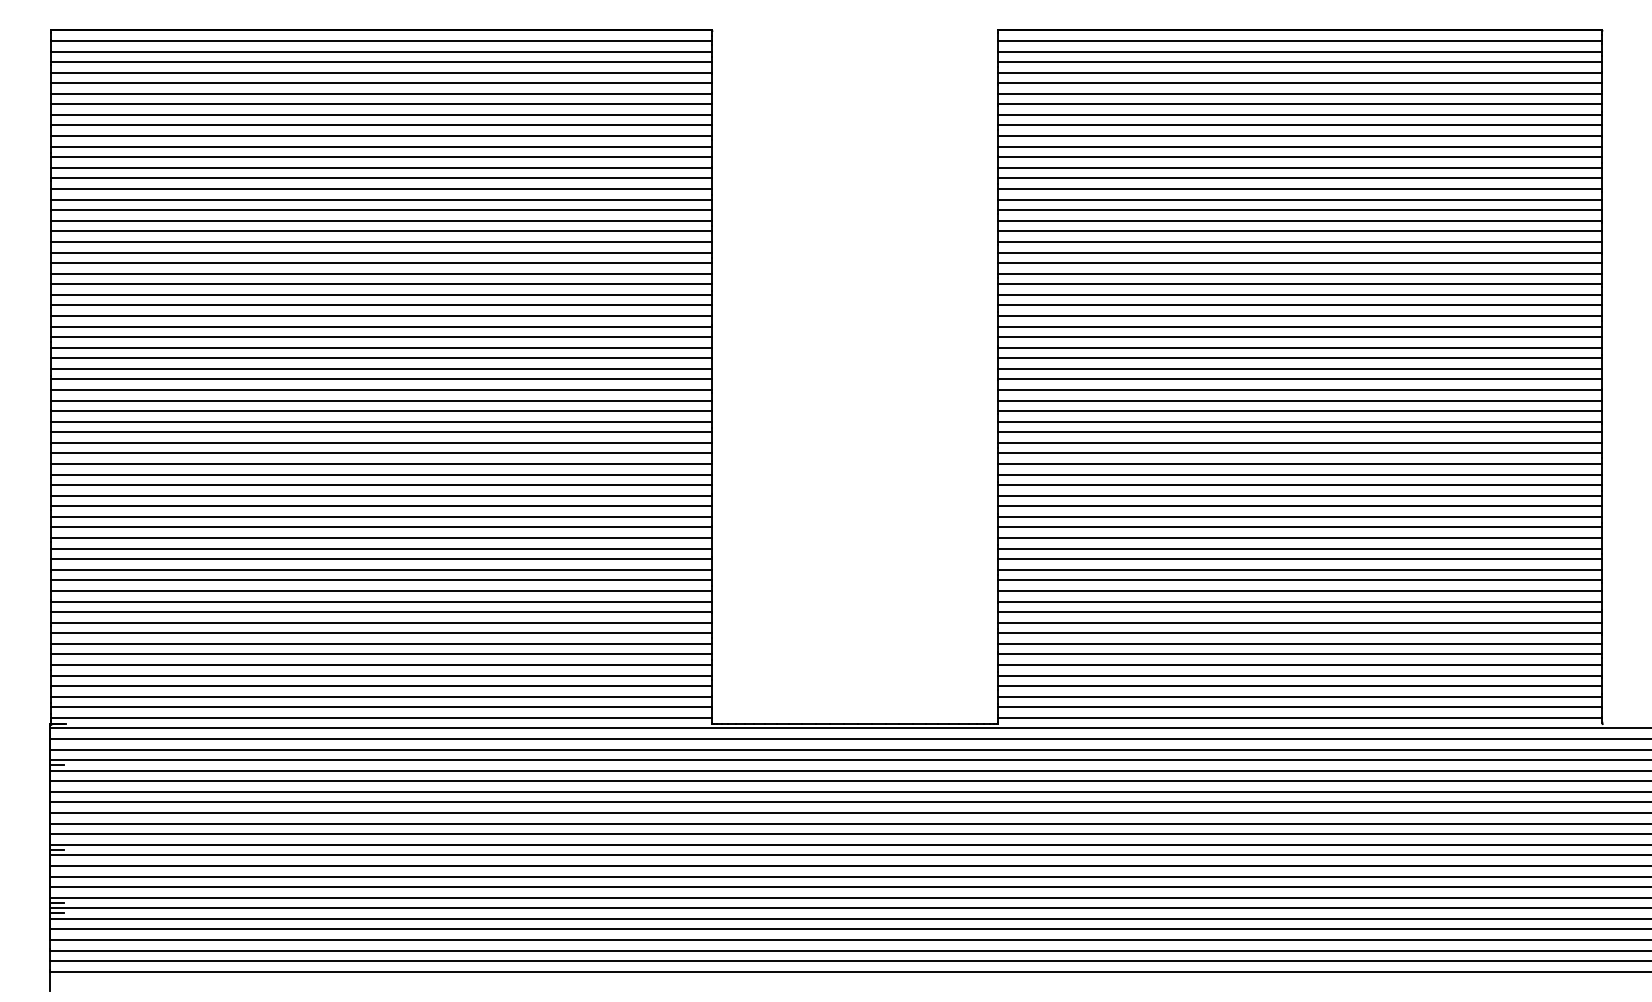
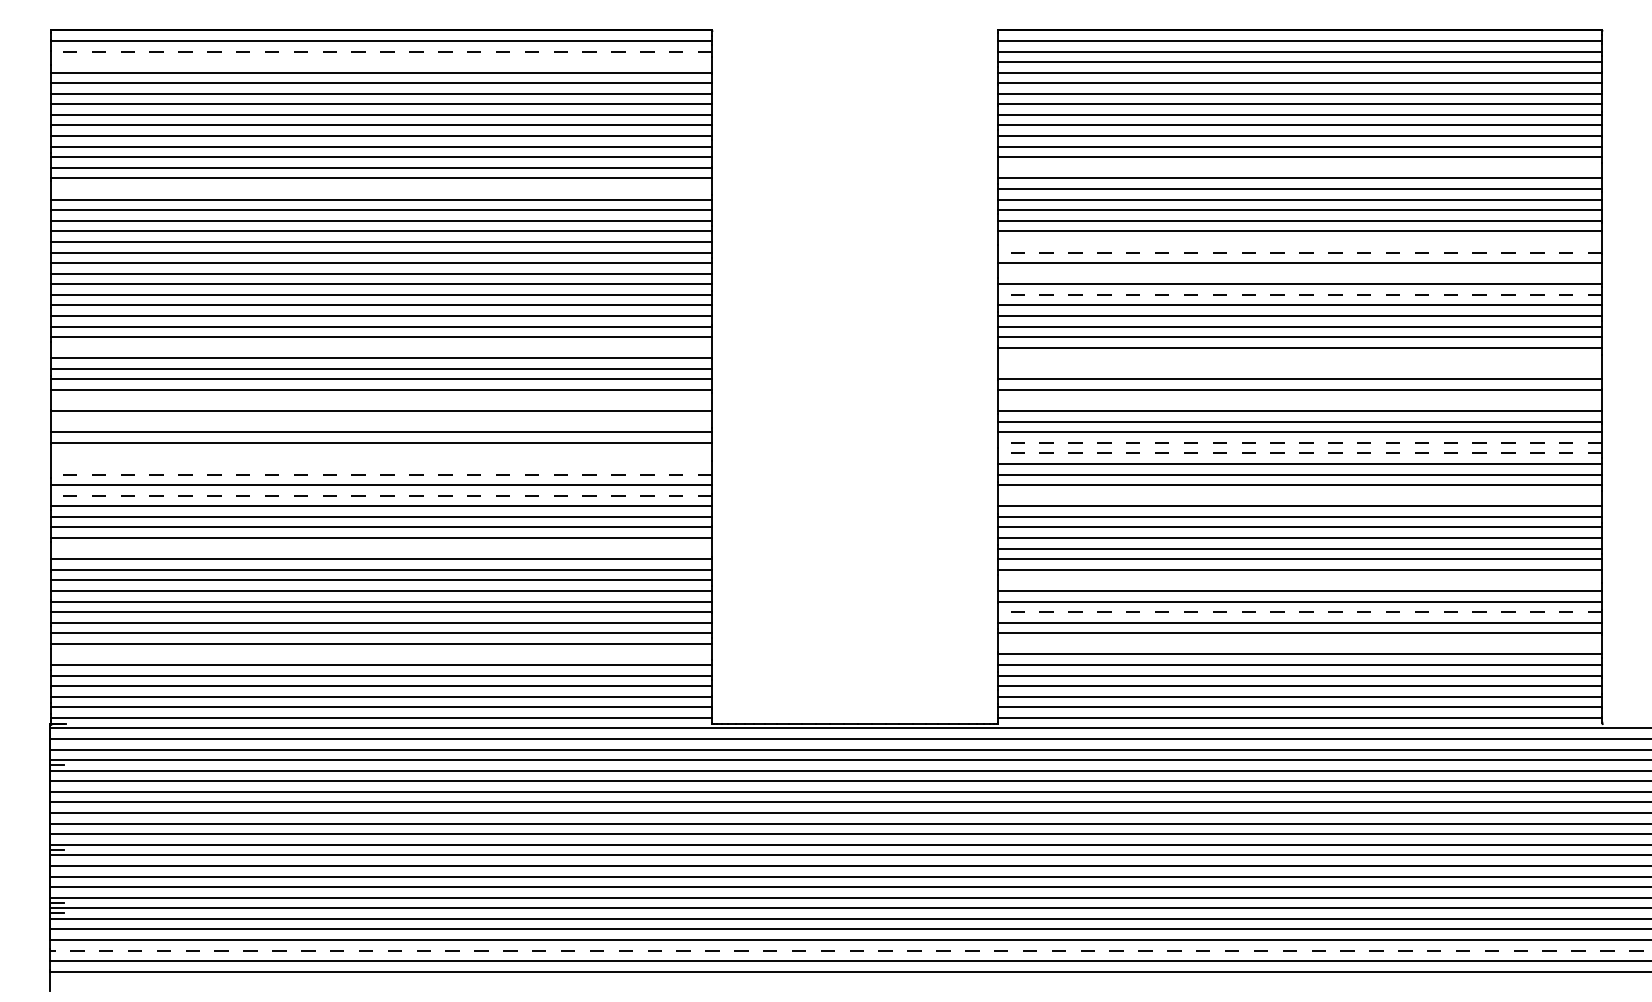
line: solid -> dashed (381, 51)
line: present -> none (381, 62)
line: present -> none (1299, 167)
line: present -> none (381, 189)
line: present -> none (1299, 241)
line: solid -> dashed (1299, 252)
line: present -> none (1299, 273)
line: solid -> dashed (1299, 294)
line: present -> none (381, 347)
line: present -> none (1299, 358)
line: present -> none (1299, 368)
line: present -> none (381, 400)
line: present -> none (1299, 400)
line: present -> none (381, 421)
line: solid -> dashed (1299, 442)
line: present -> none (381, 453)
line: solid -> dashed (1299, 453)
line: present -> none (381, 463)
line: solid -> dashed (381, 474)
line: solid -> dashed (381, 495)
line: present -> none (1299, 495)
line: present -> none (381, 548)
line: present -> none (1299, 580)
line: solid -> dashed (1299, 612)
line: present -> none (1299, 643)
line: present -> none (381, 654)
line: solid -> dashed (850, 950)
